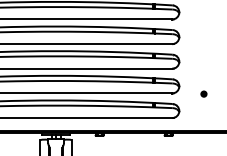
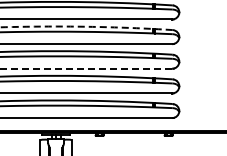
arc: solid -> dashed (86, 26)
line: solid -> dashed (86, 68)
part: present -> none (203, 93)
